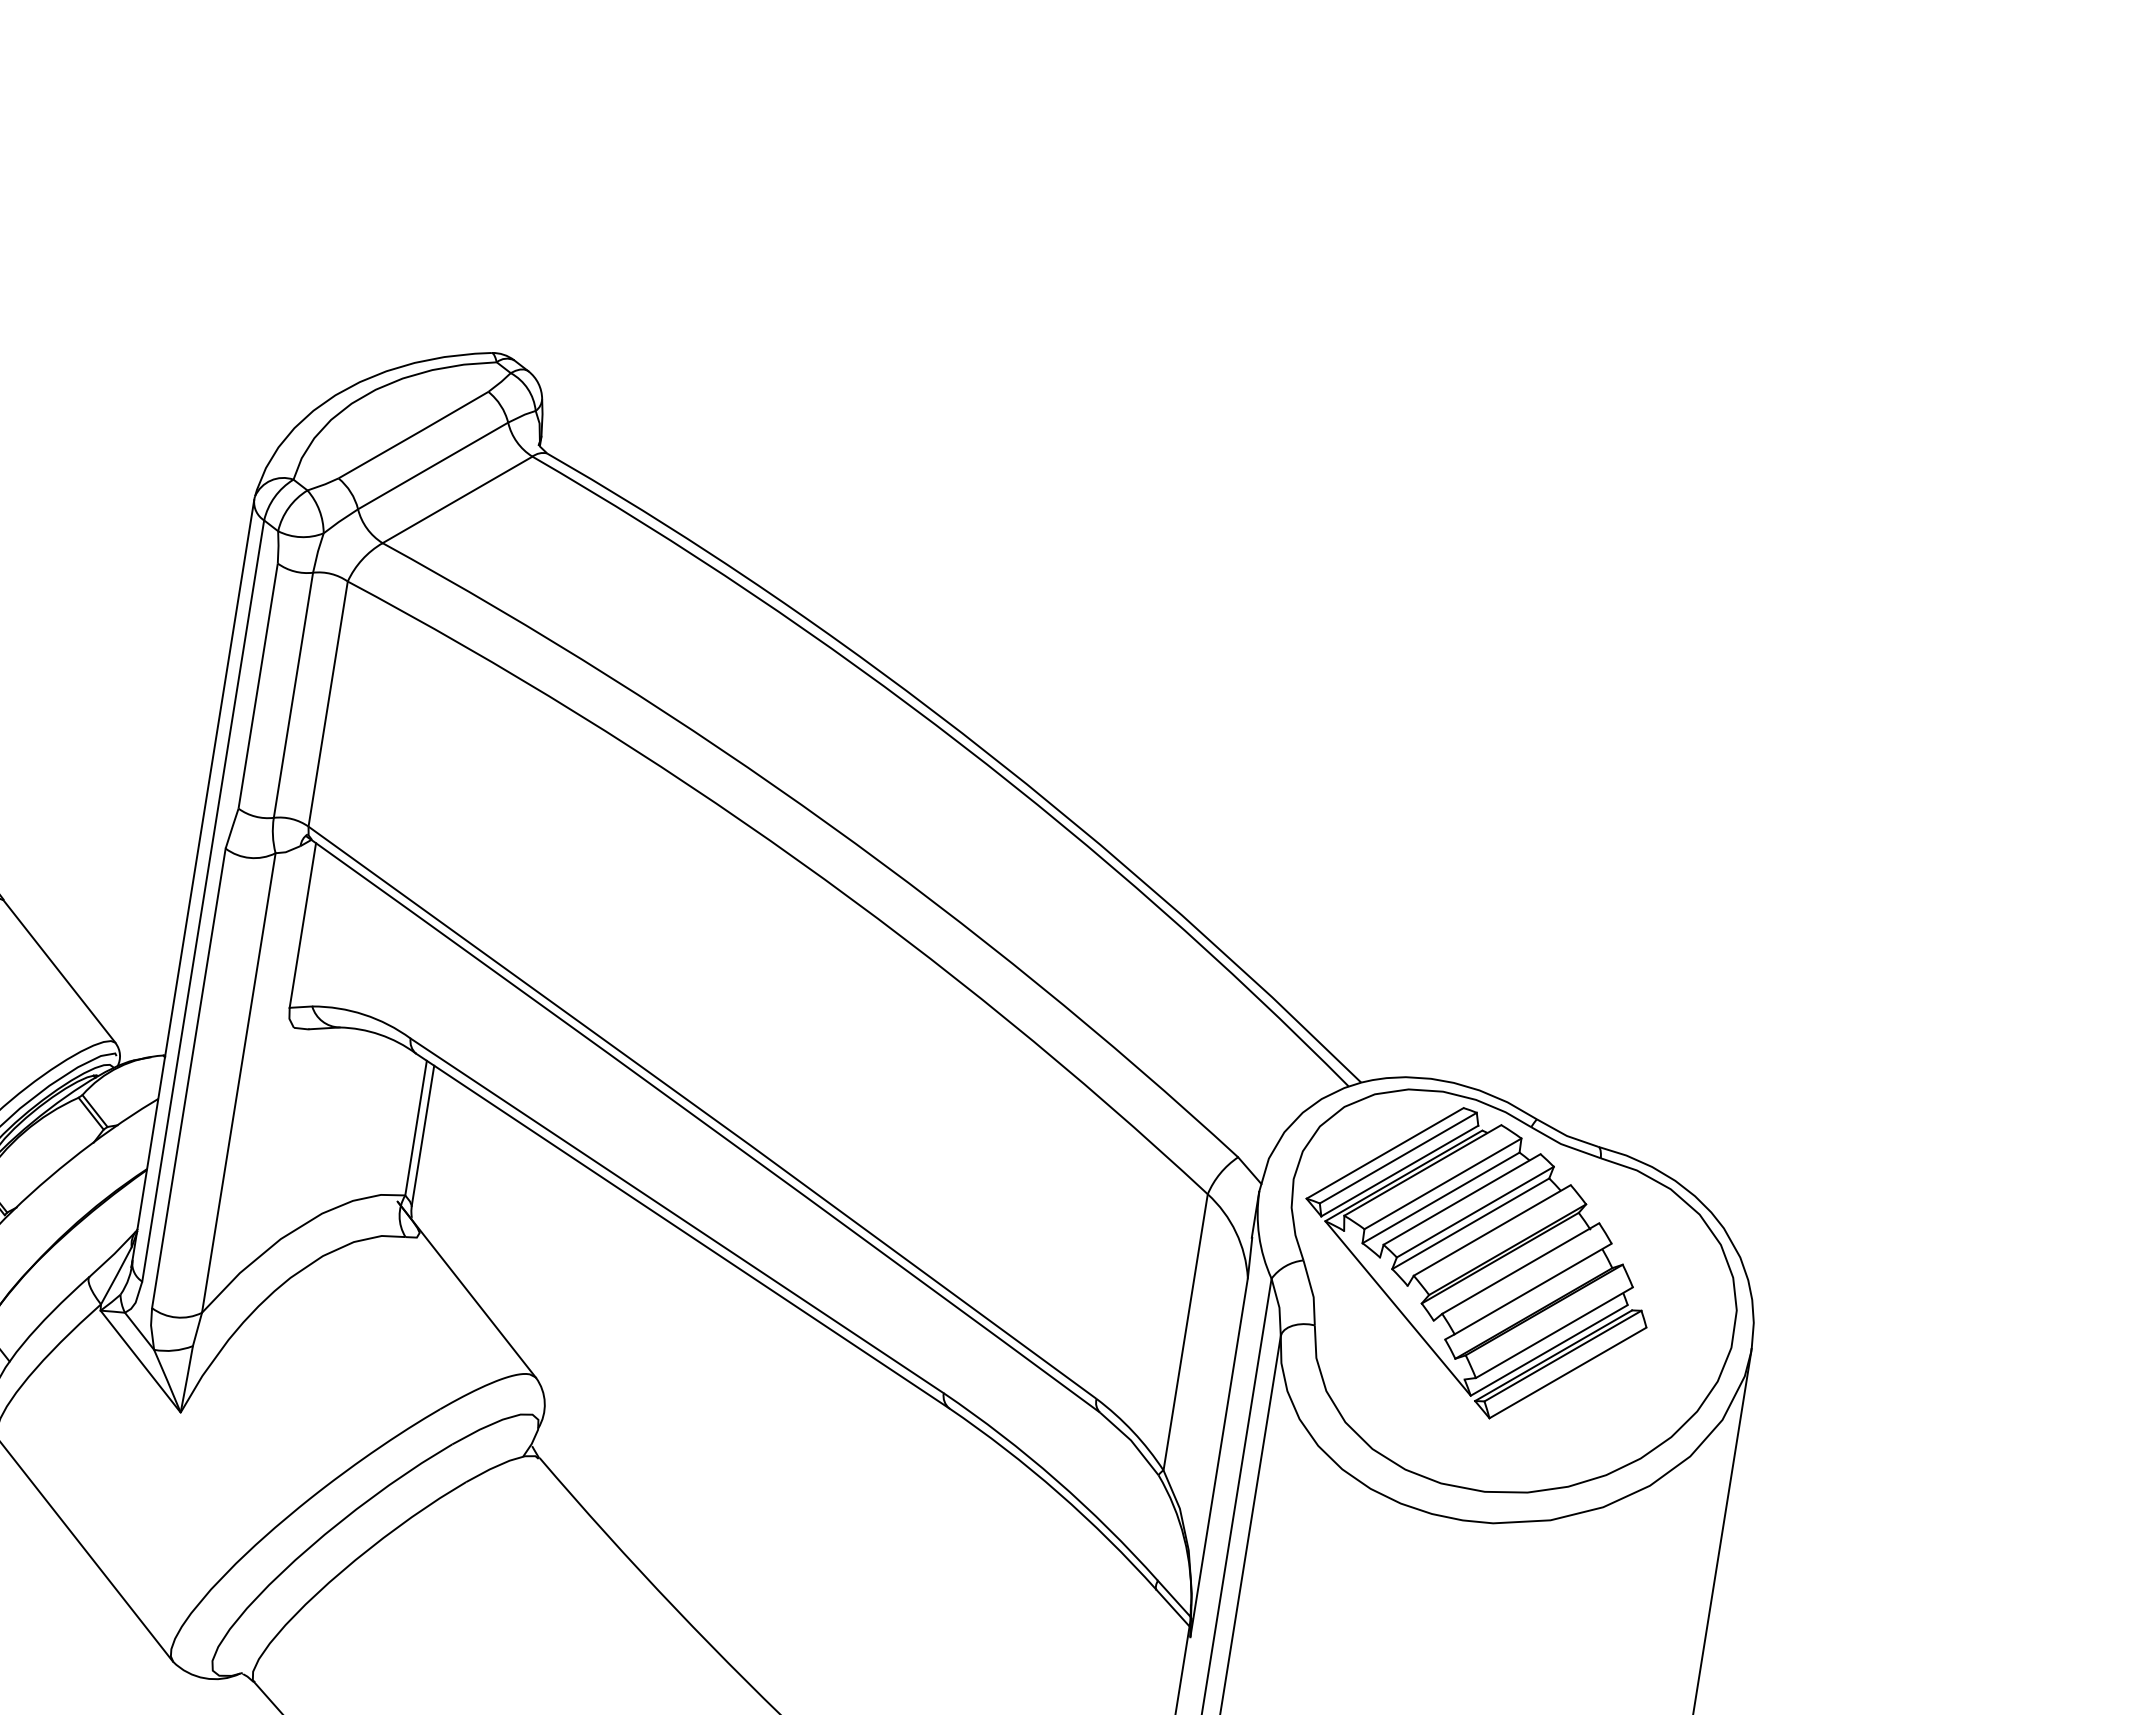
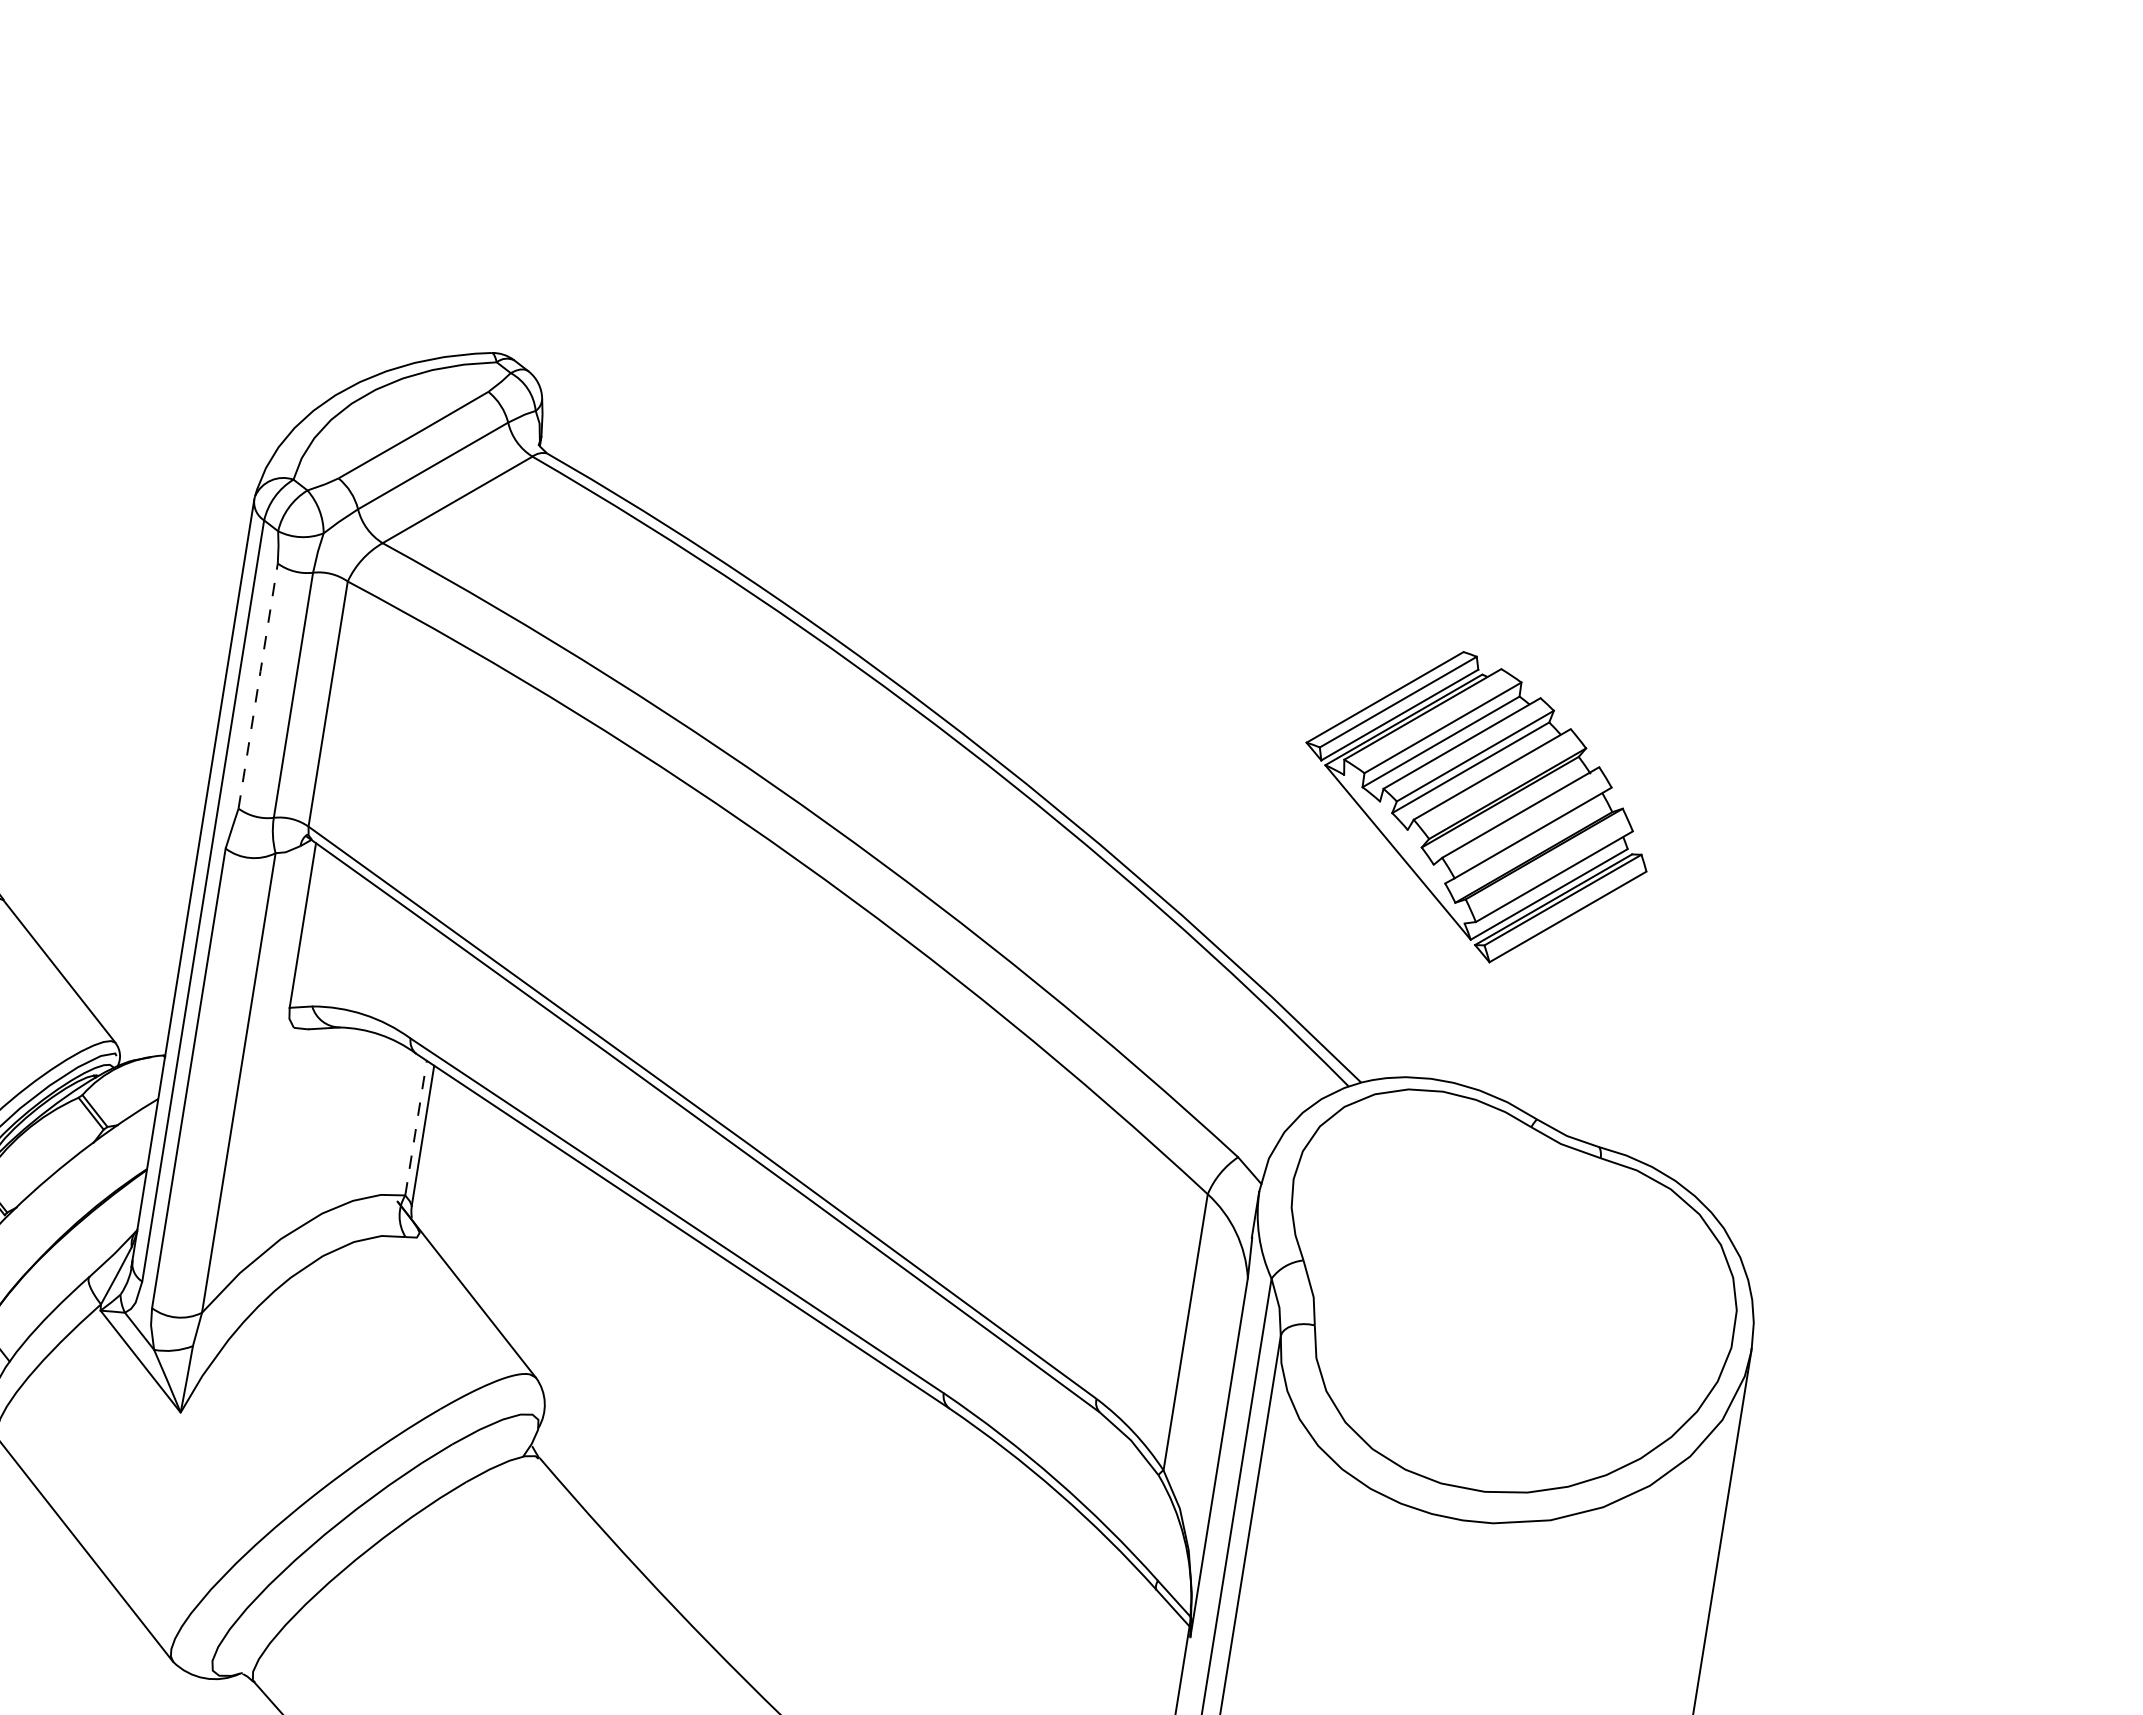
line: solid -> dashed (258, 685)
line: solid -> dashed (416, 1127)
part position: (1476, 1263) -> (1476, 807) (1476, 807)
